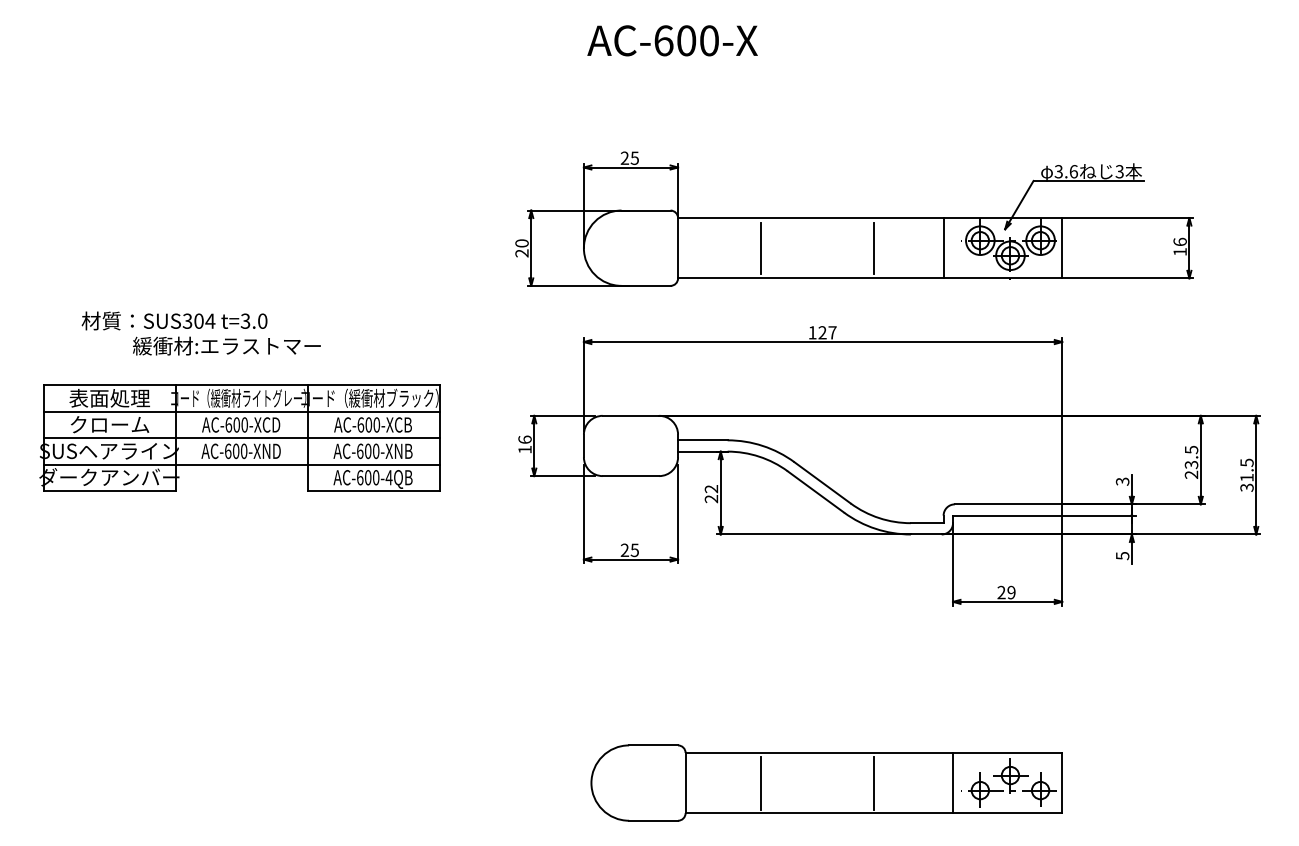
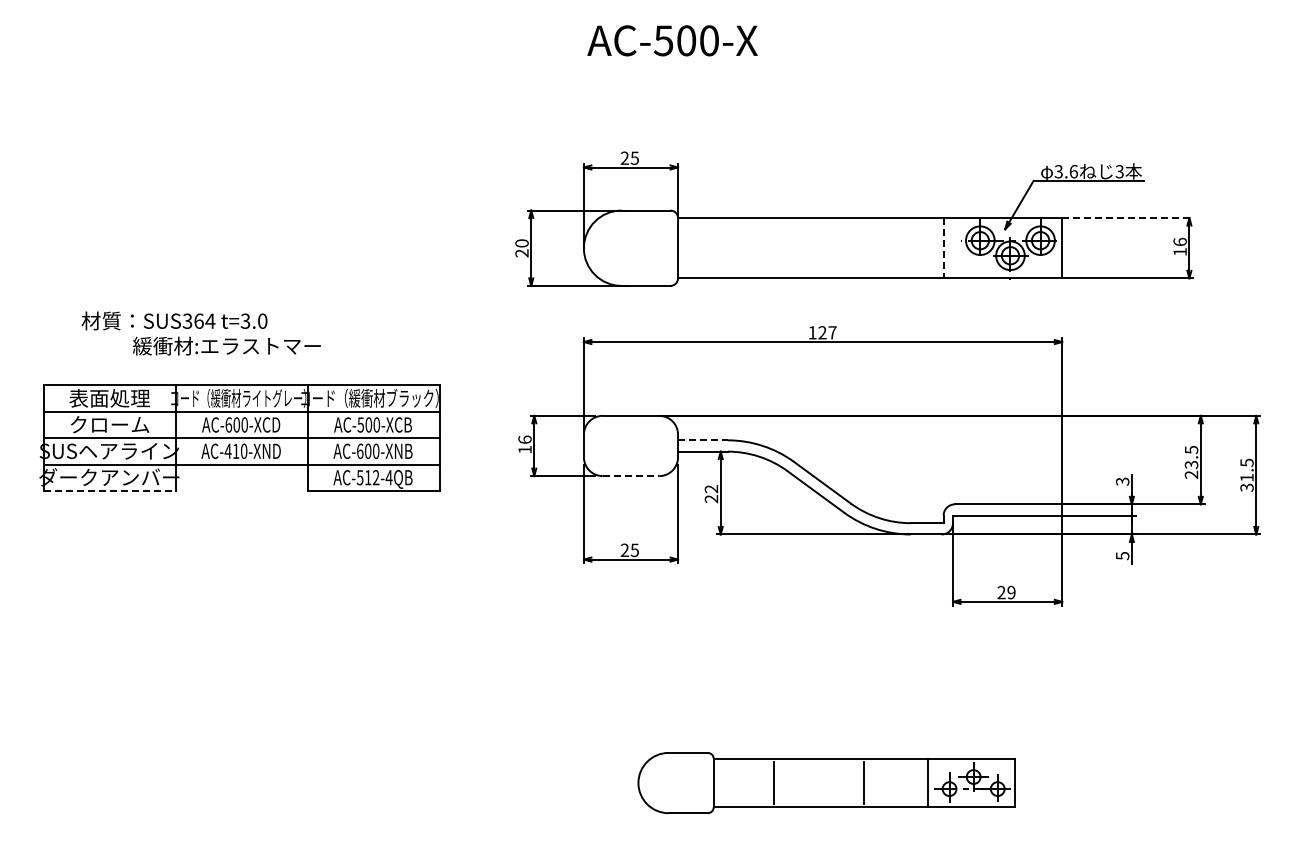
text: AC-600-X -> AC-500-X (663, 40)
line: solid -> dashed (1128, 218)
line: present -> none (760, 248)
line: present -> none (873, 248)
line: solid -> dashed (943, 248)
text: SUS304 -> SUS364 (198, 320)
text: AC-600-XCB -> AC-500-XCB (360, 424)
line: solid -> dashed (702, 440)
text: AC-600-XND -> AC-410-XND (231, 451)
line: solid -> dashed (631, 476)
text: AC-600-4QB -> AC-512-4QB (367, 477)
line: solid -> dashed (110, 490)
part size: 473x78 px -> 379x63 px (826, 783)
